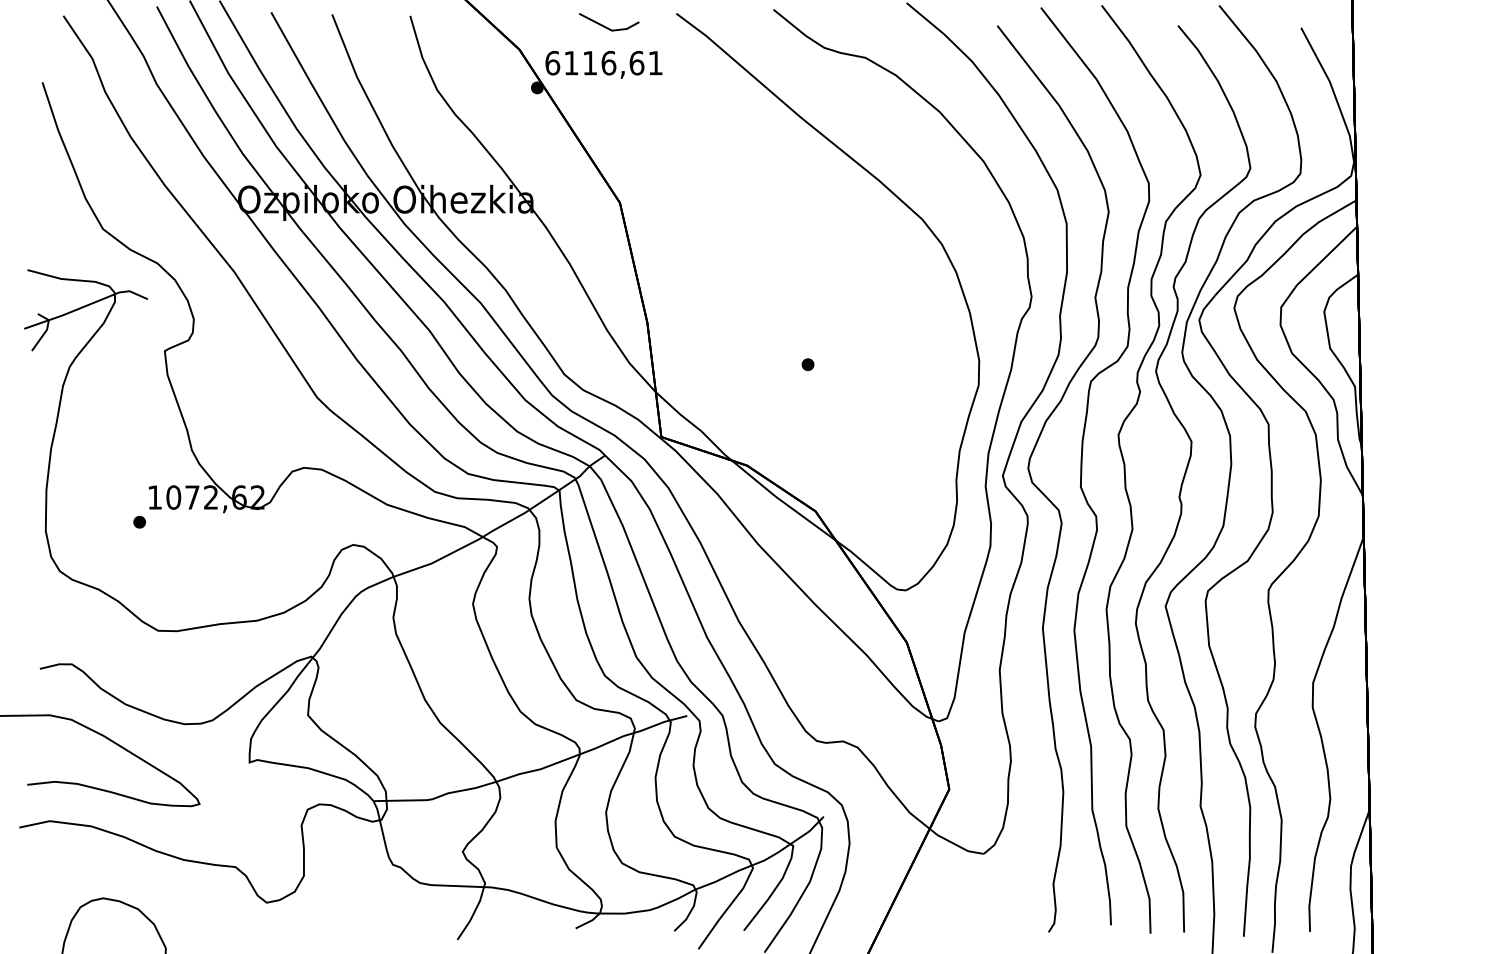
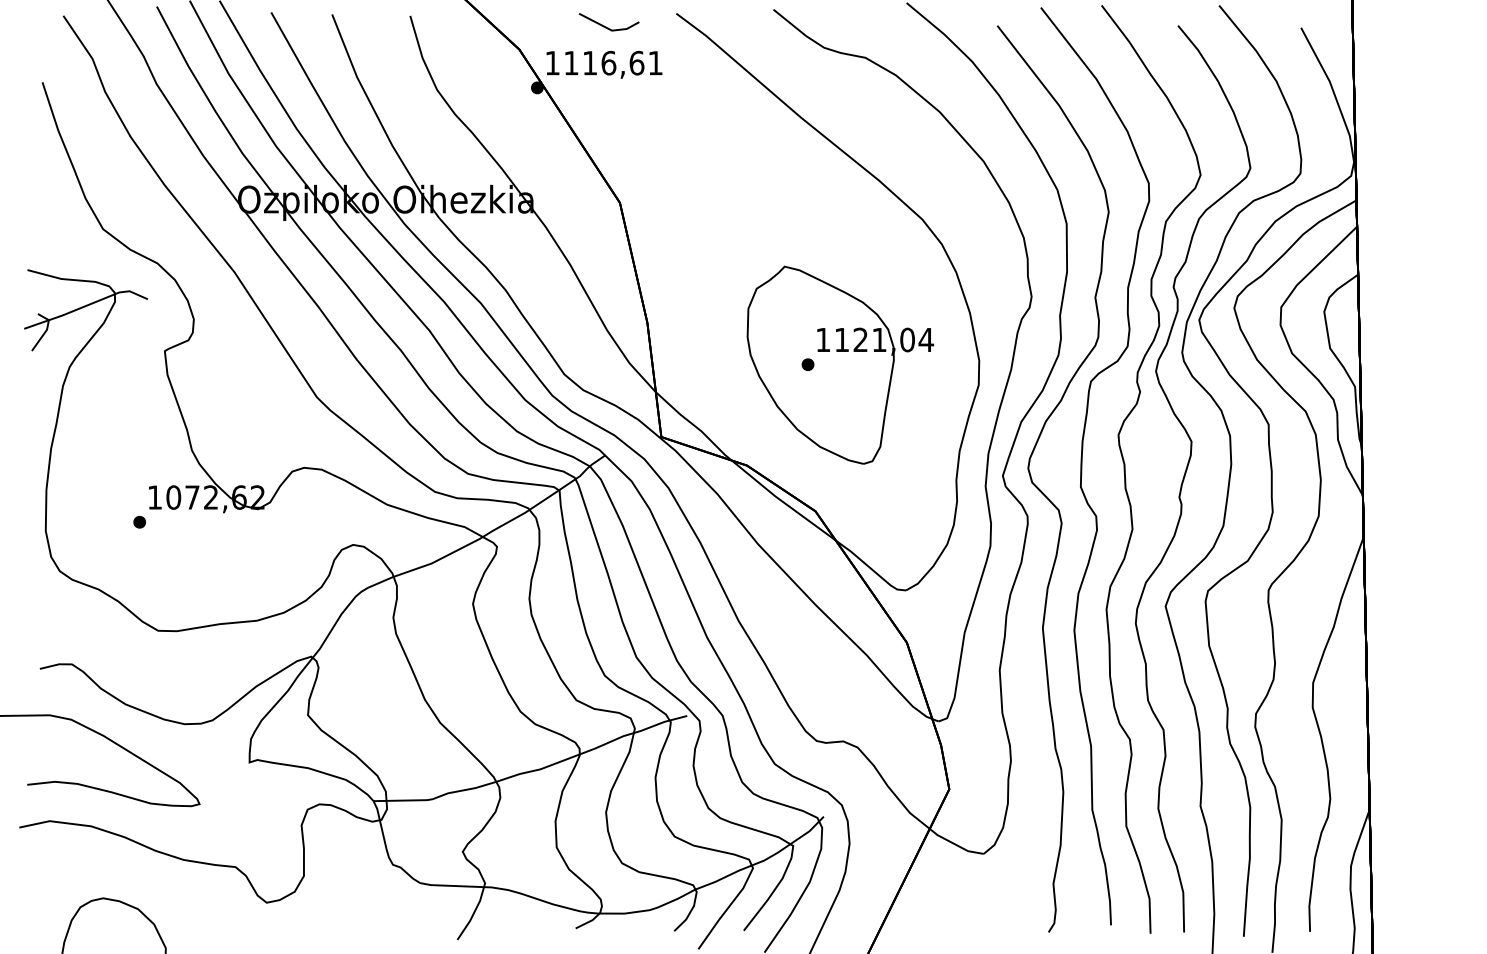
text: 6116,61 -> 1116,61 (552, 62)
part: none -> present (839, 364)
